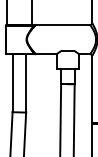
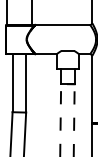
line: solid -> dashed (60, 120)
line: solid -> dashed (74, 120)
